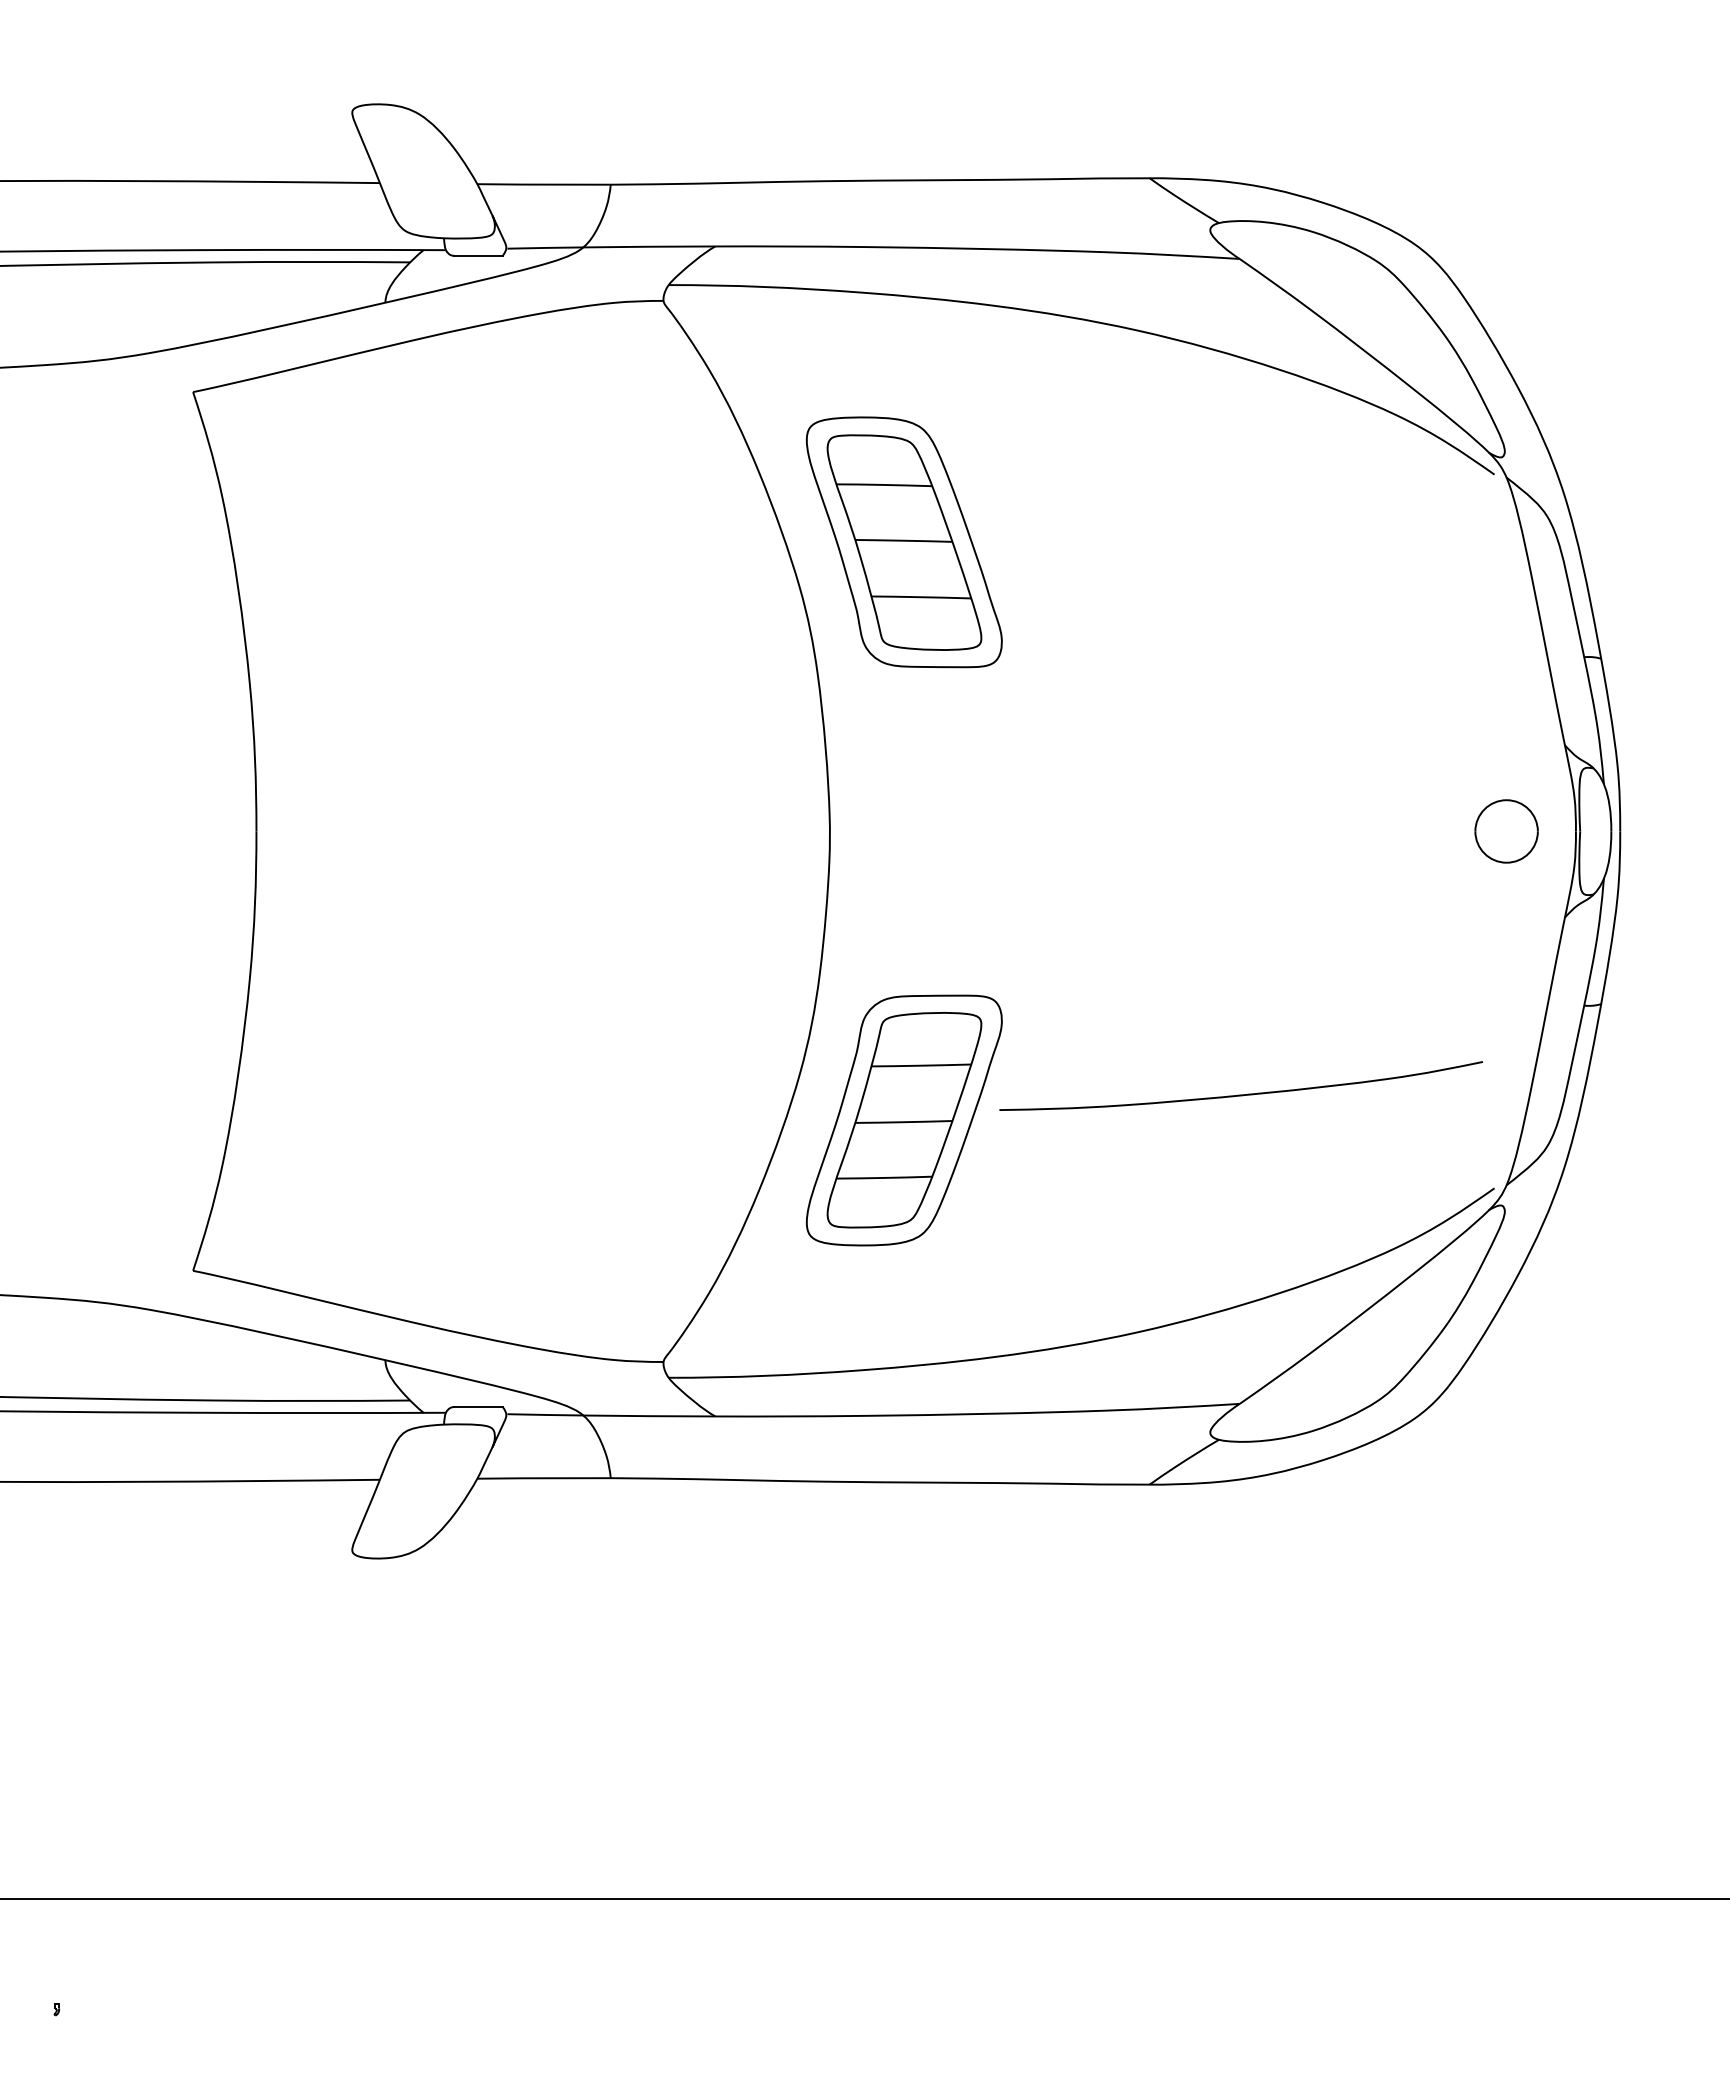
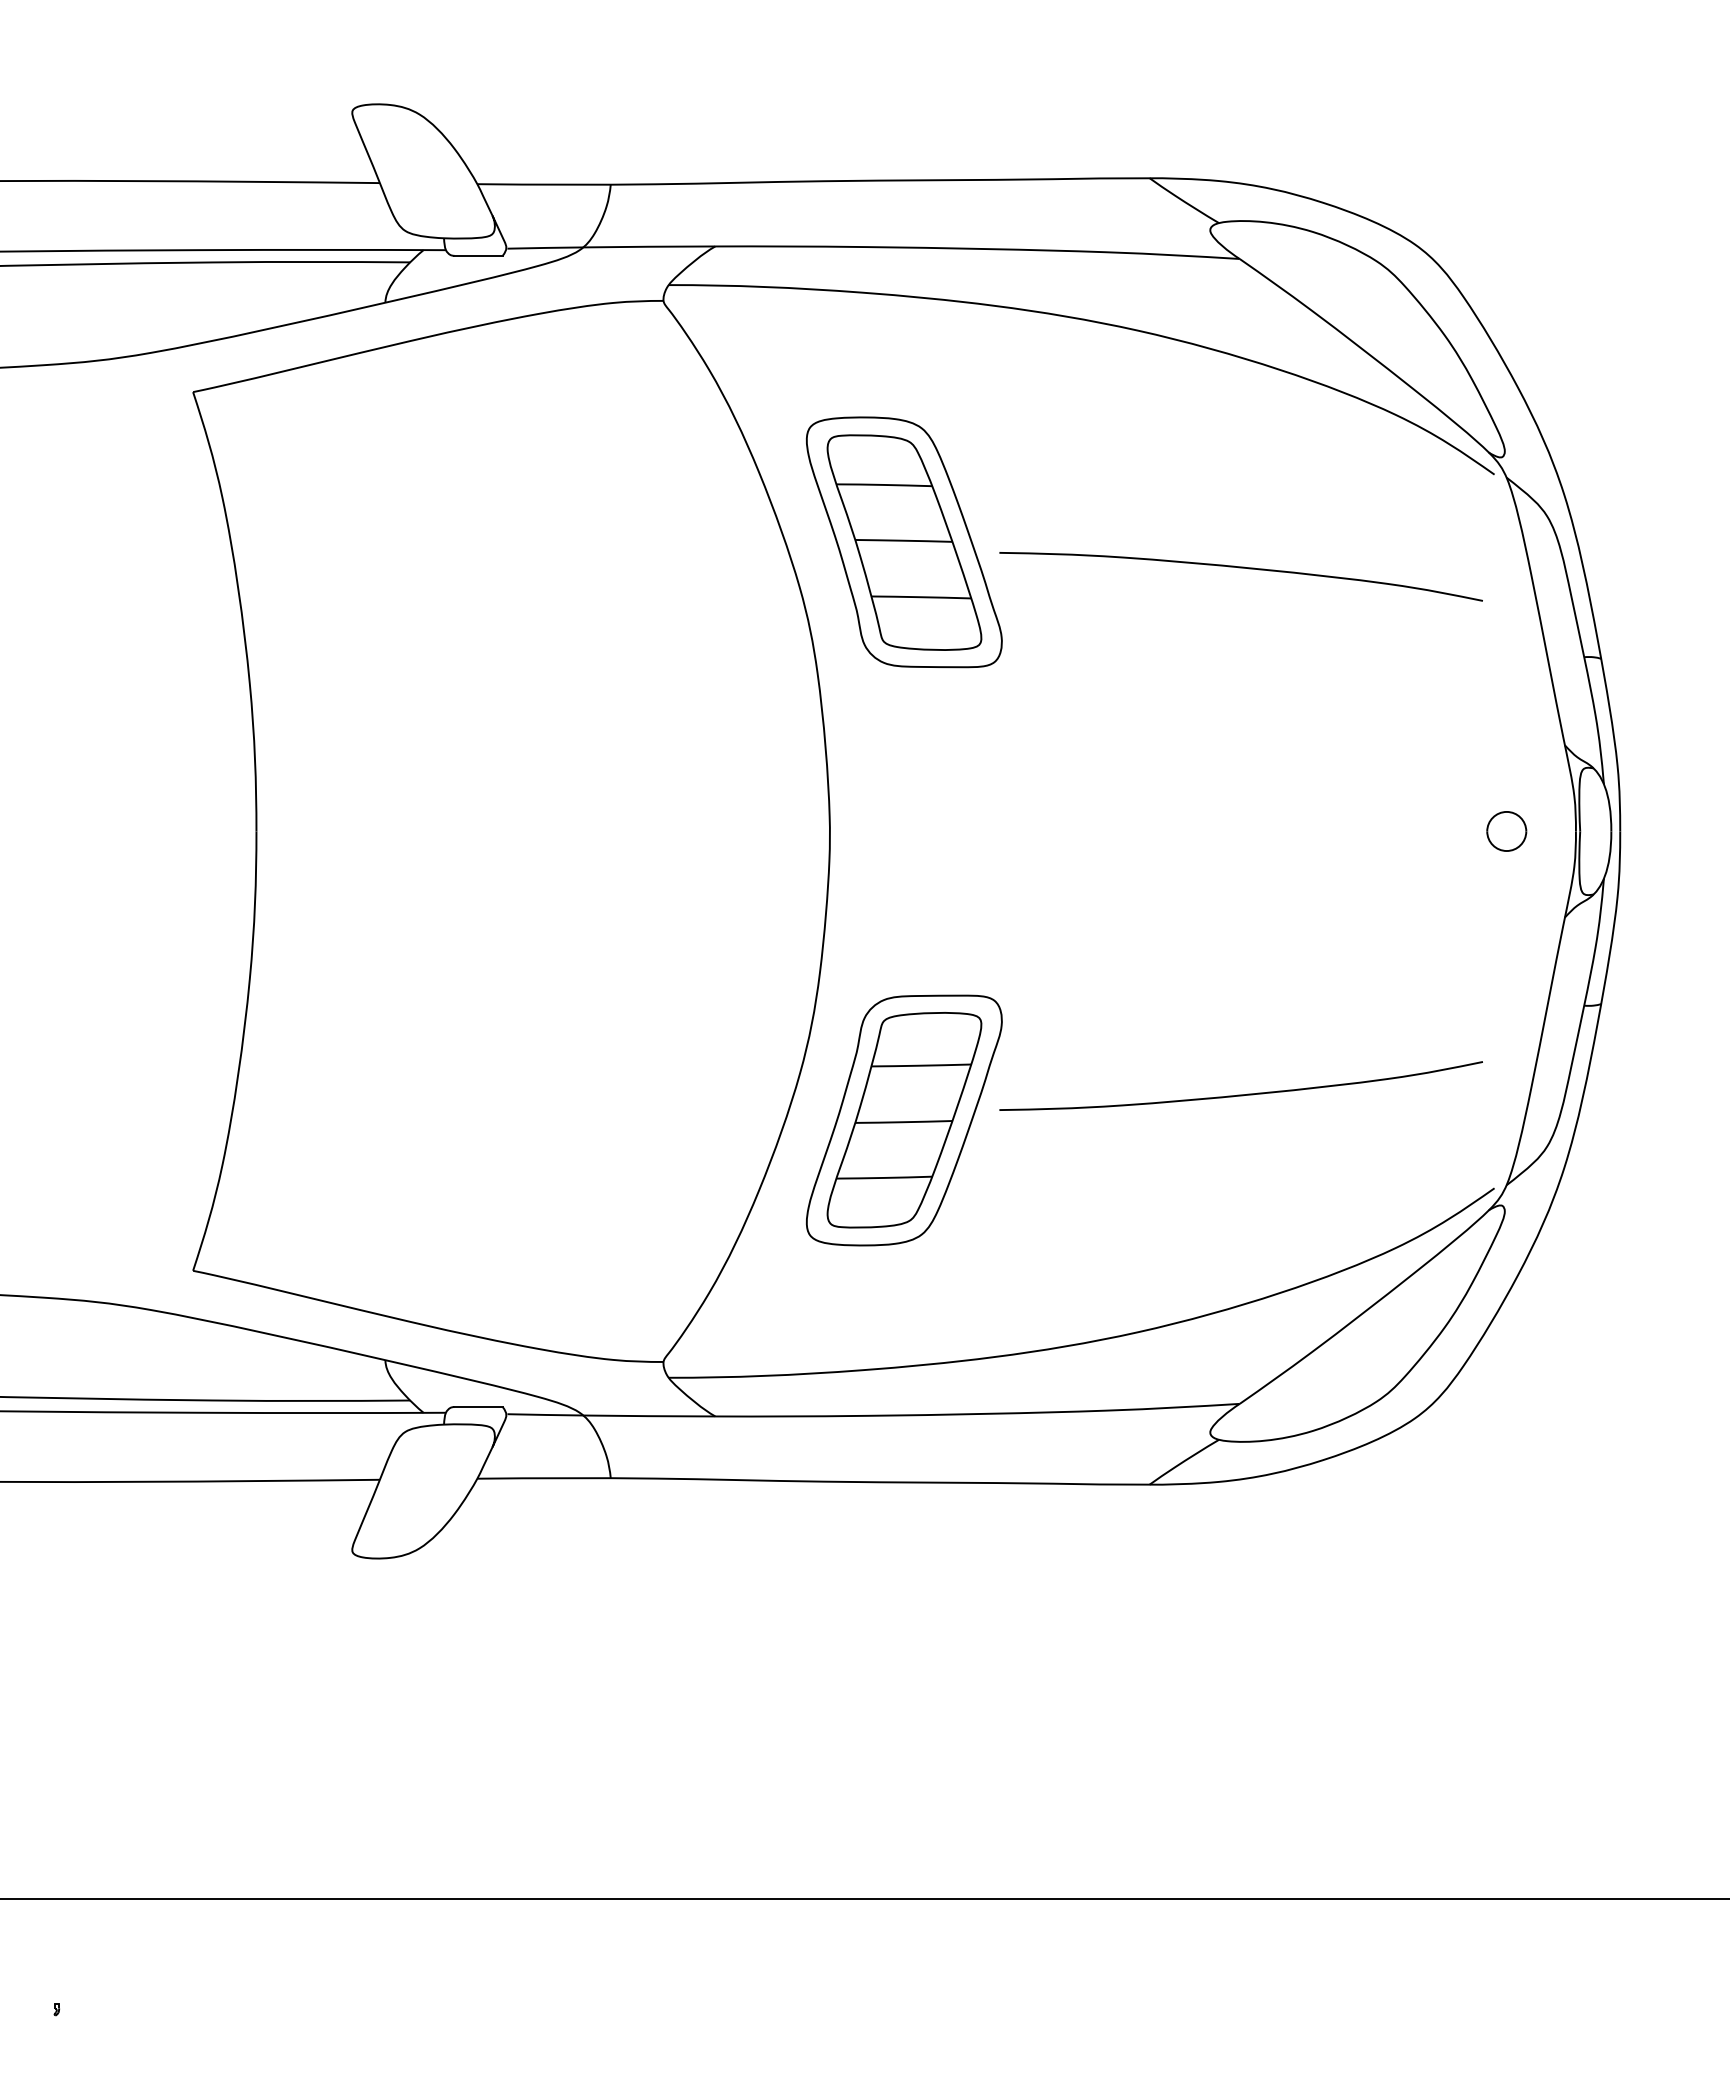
curve: none -> present (1240, 568)
part size: 65x65 px -> 42x41 px (1506, 831)
